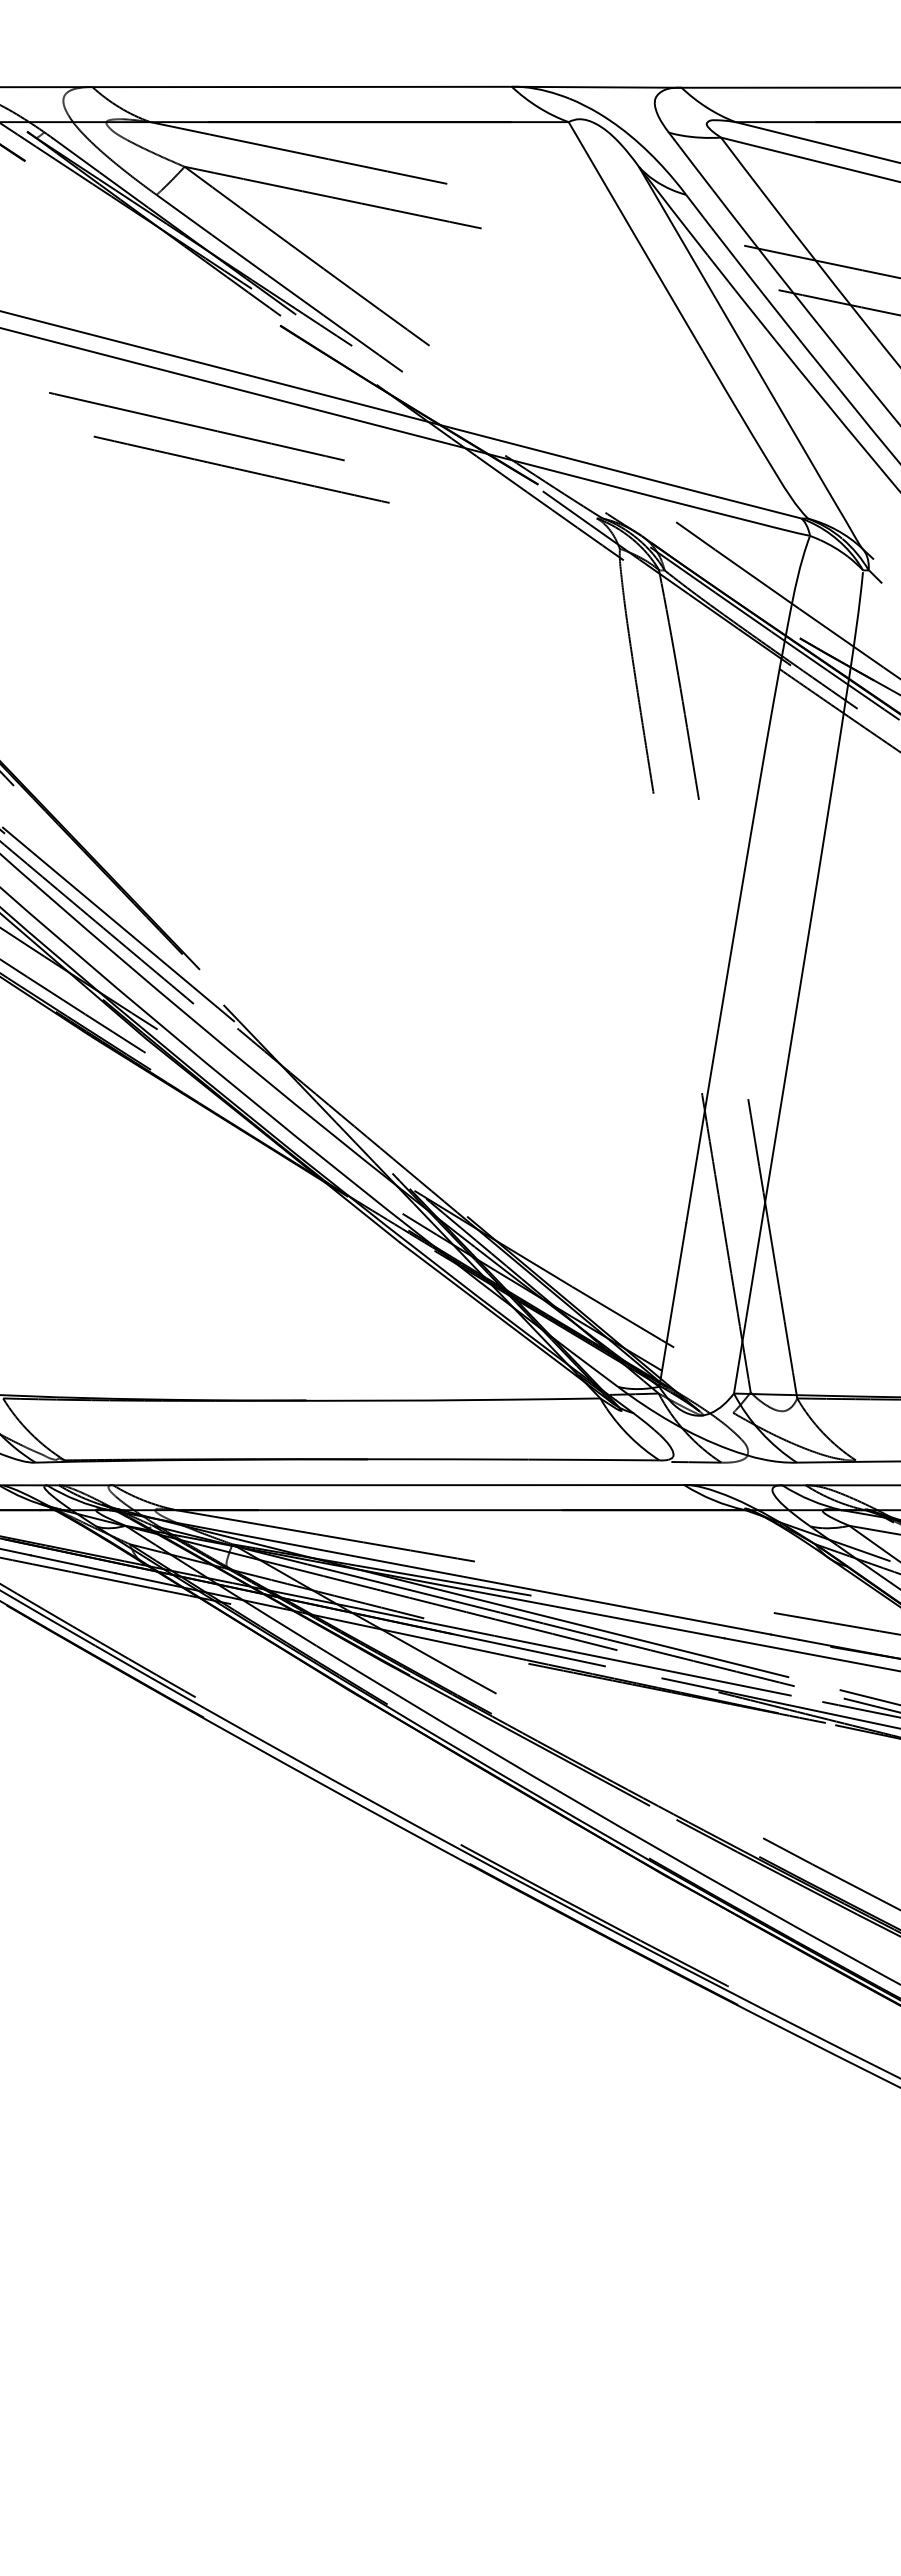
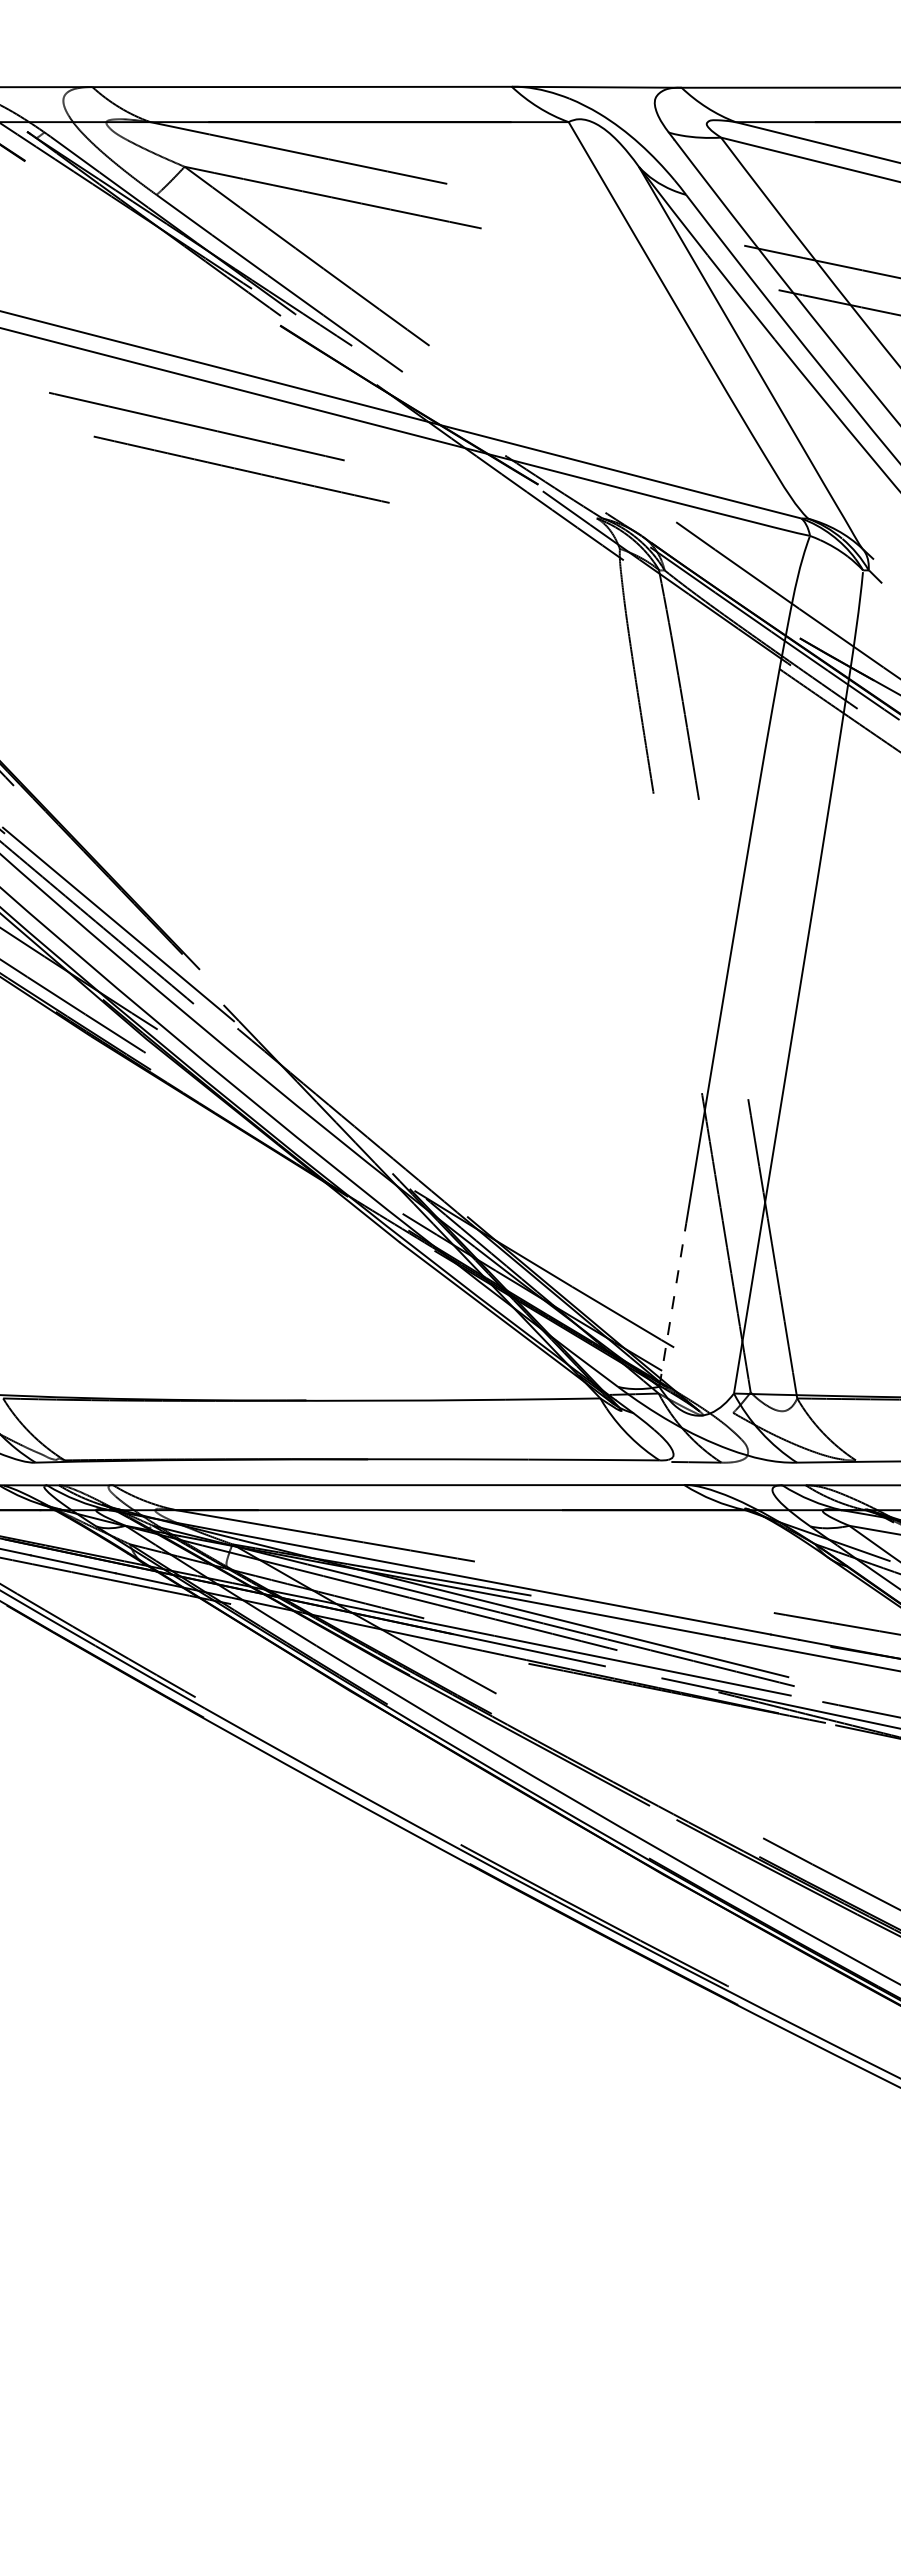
line: solid -> dashed (672, 1305)
line: present -> none (868, 1696)
line: present -> none (870, 1704)
